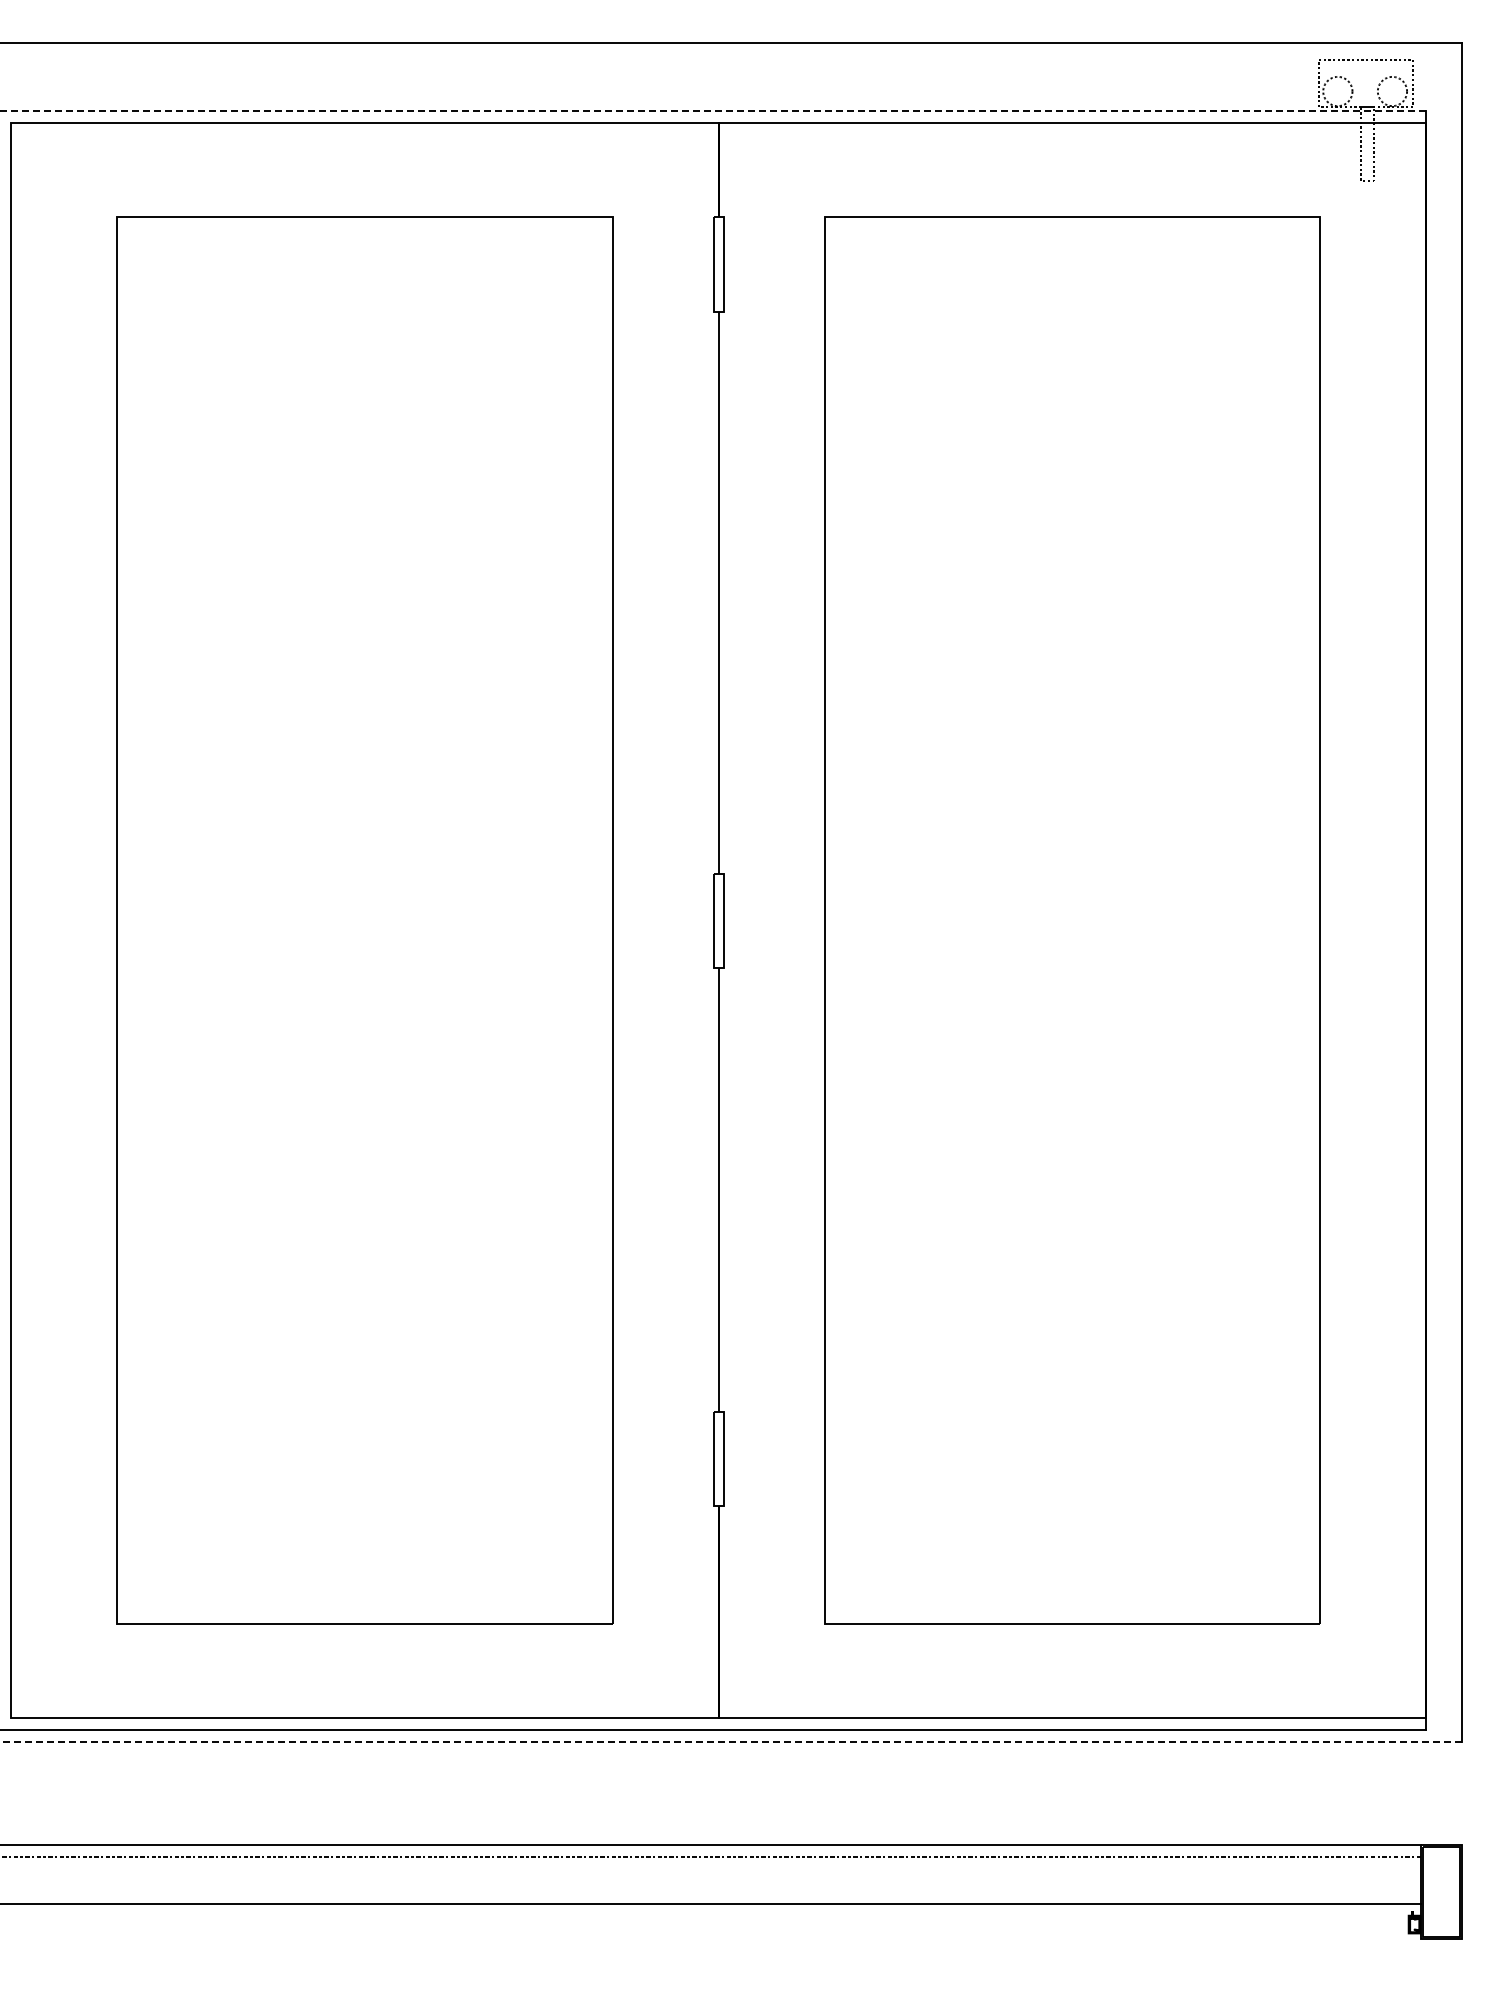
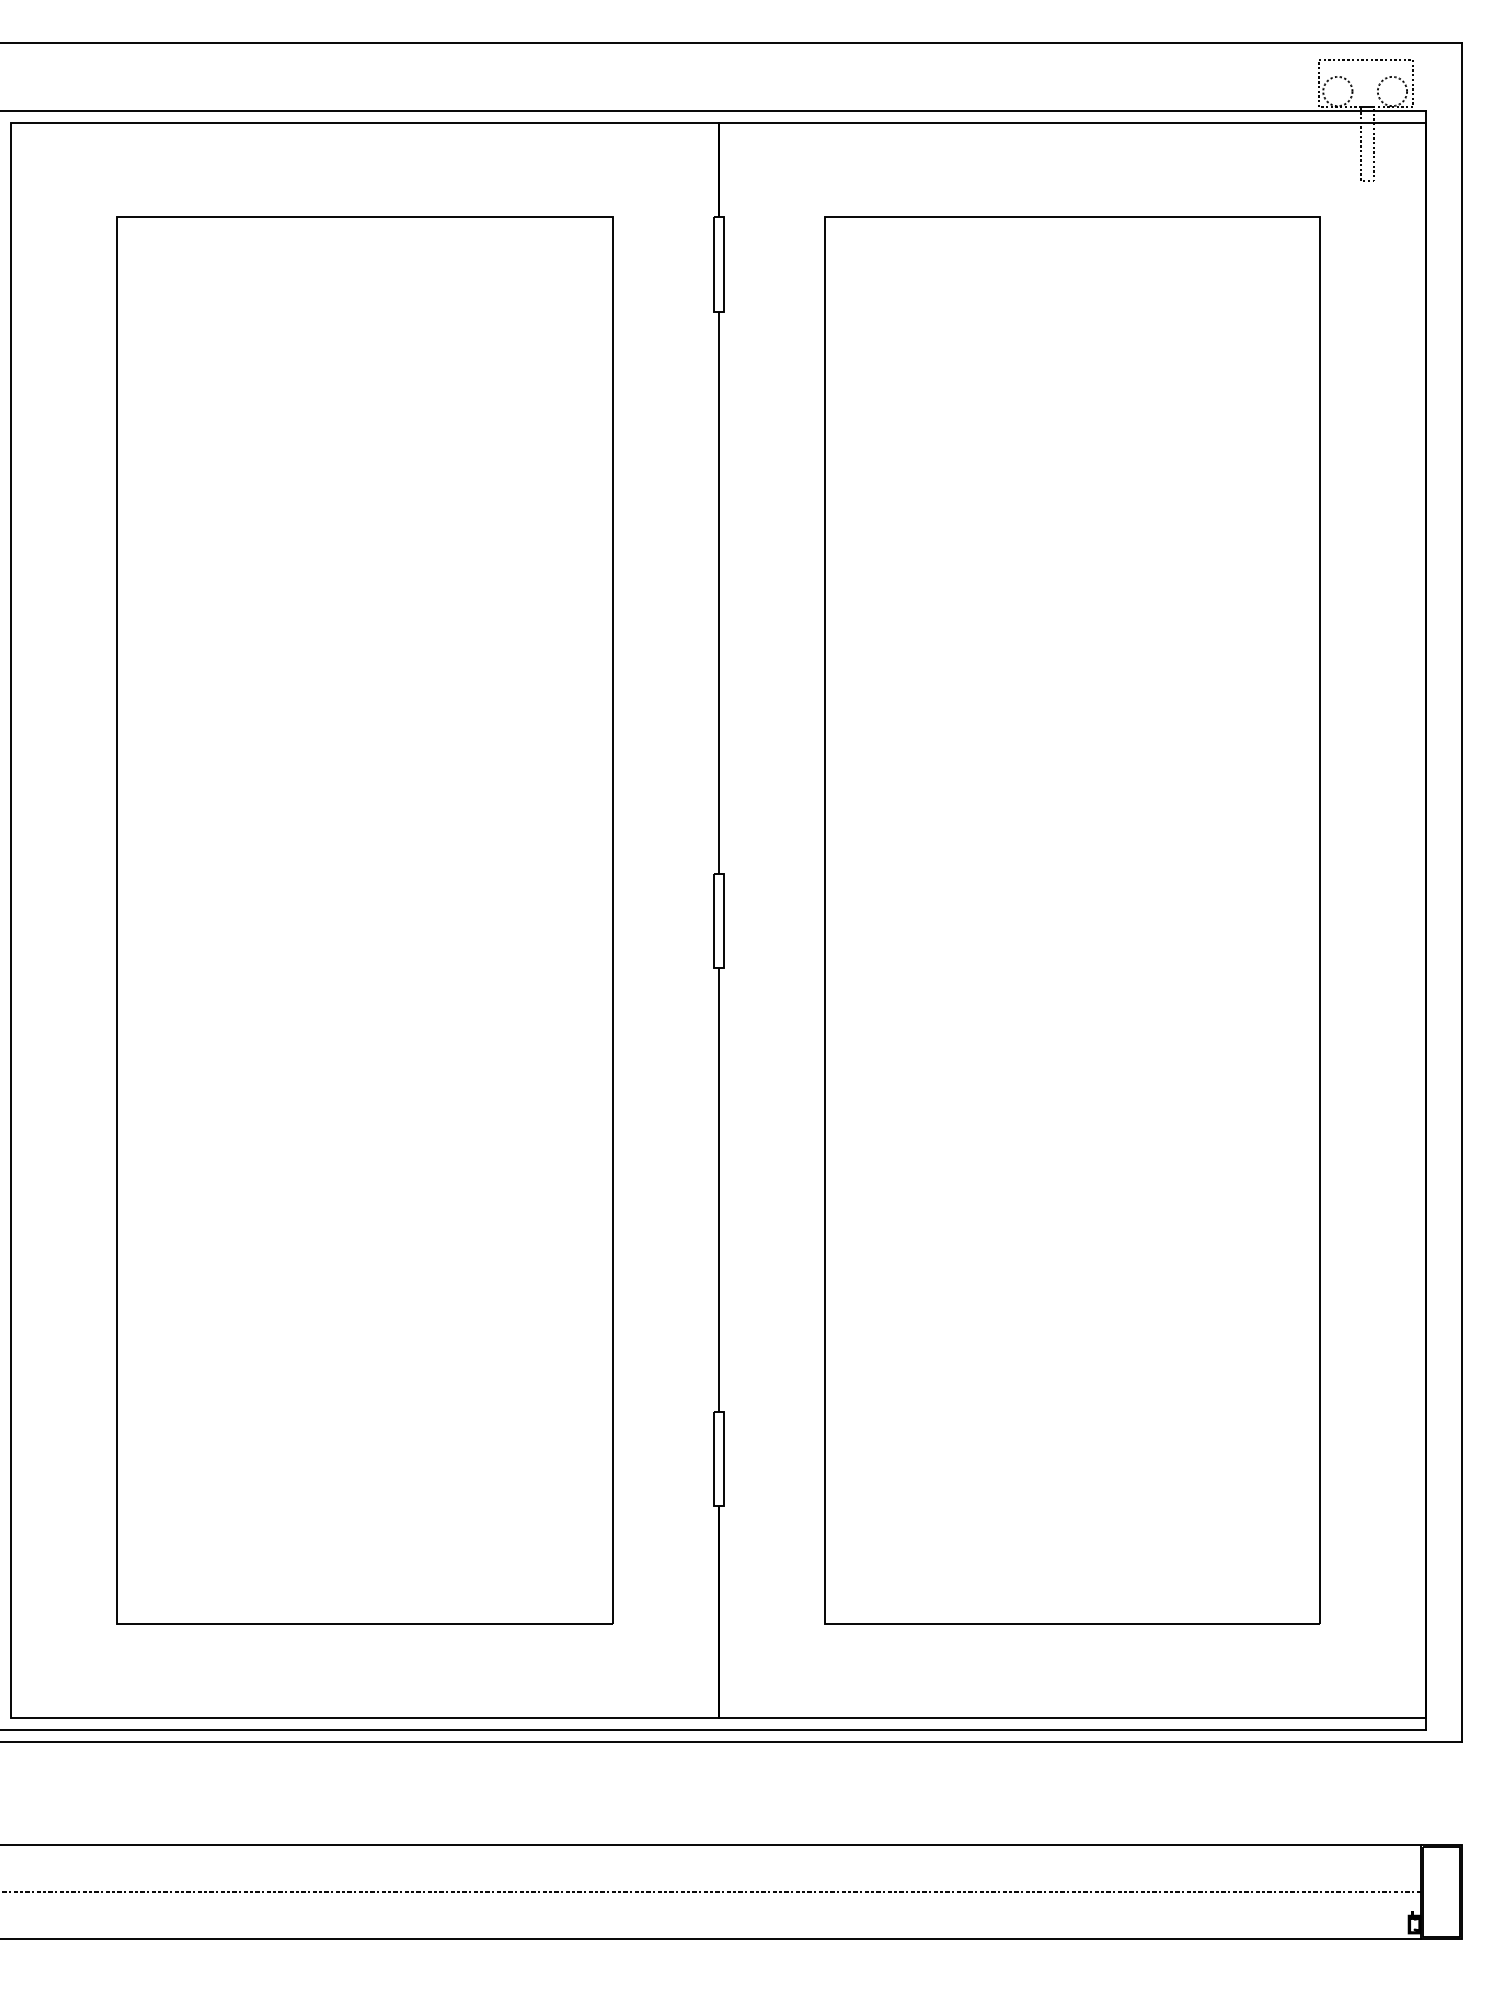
line: dashed -> solid (713, 111)
line: dashed -> solid (730, 1741)
line position: (711, 1856) -> (711, 1891) (711, 1891)
line position: (711, 1904) -> (711, 1939) (711, 1939)
